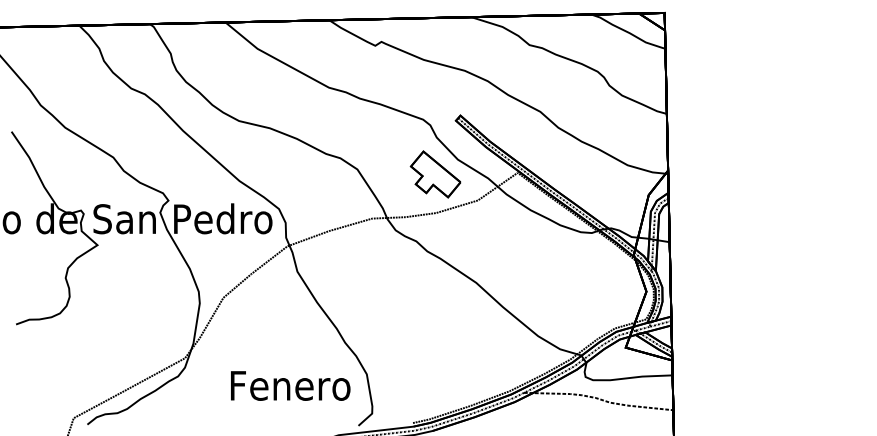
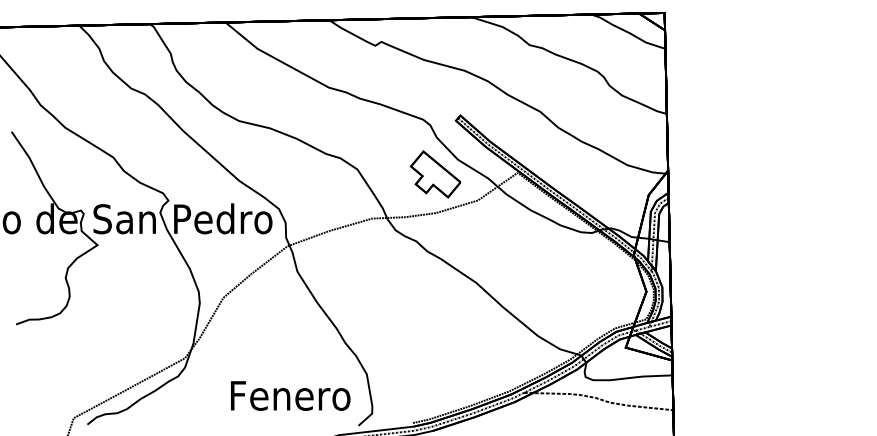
text position: (290, 385) -> (290, 395) (290, 395)
